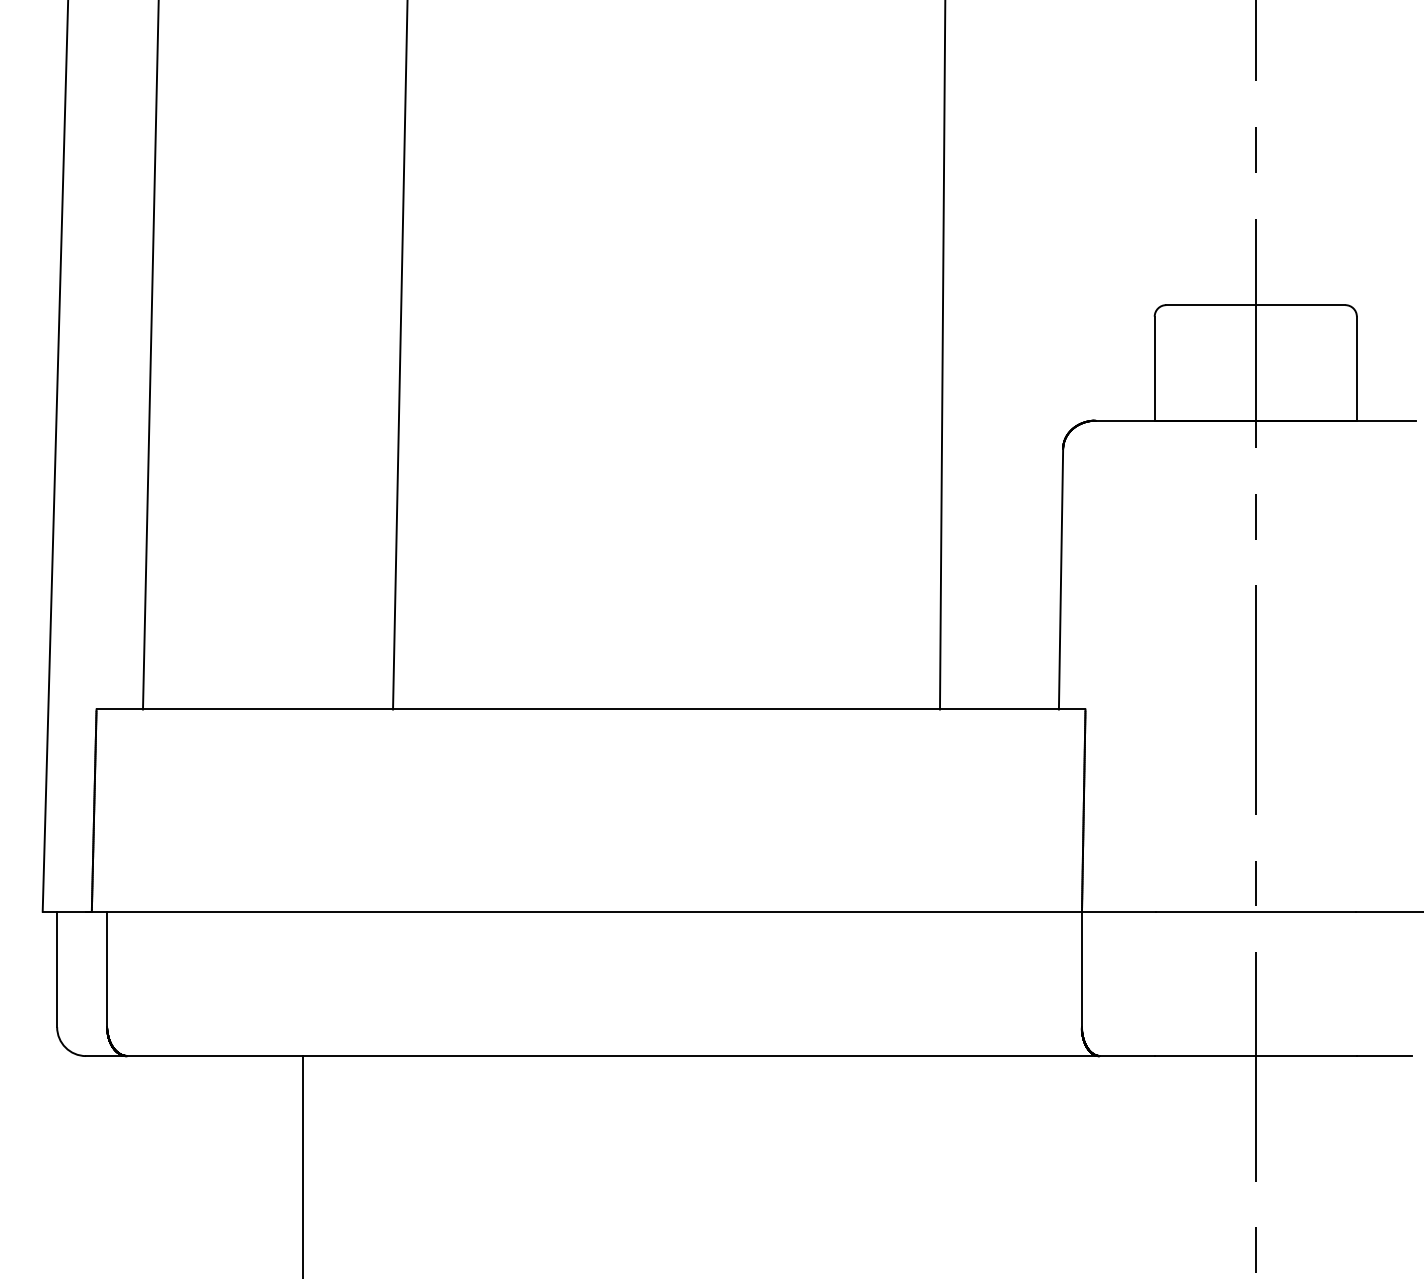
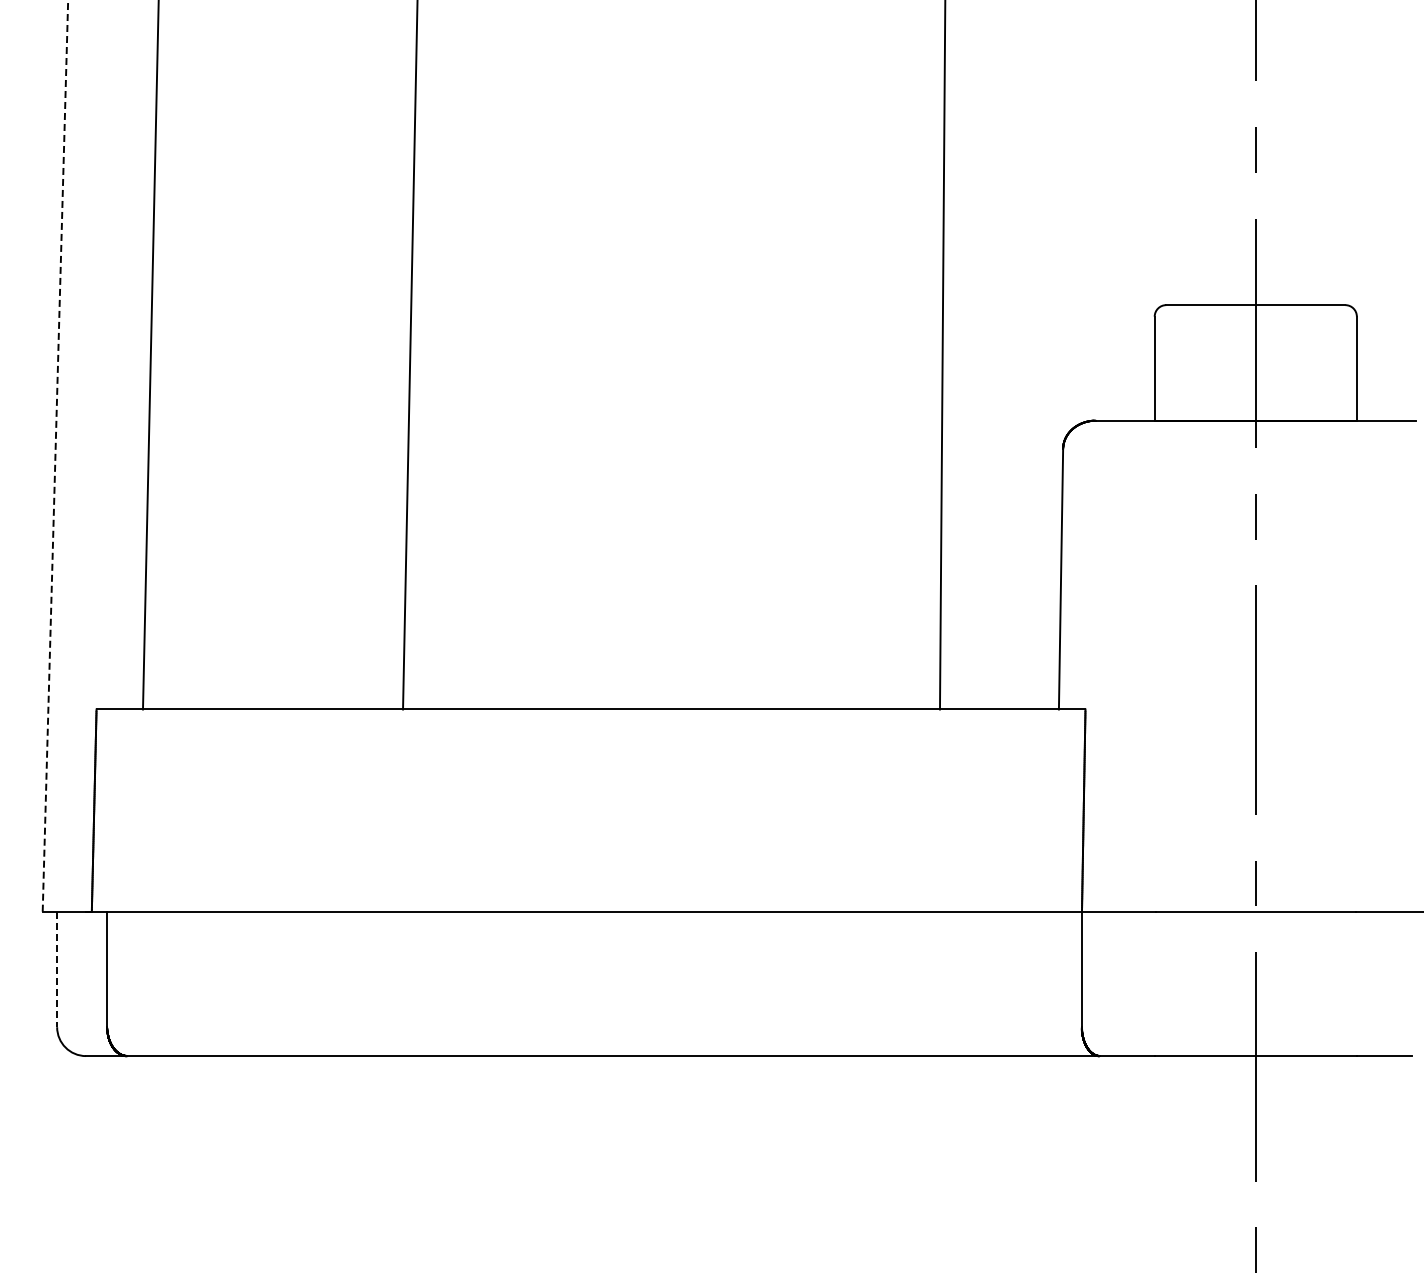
line position: (400, 355) -> (410, 355) (410, 355)
line: solid -> dashed (55, 456)
line: solid -> dashed (57, 969)
line: present -> none (302, 1165)
